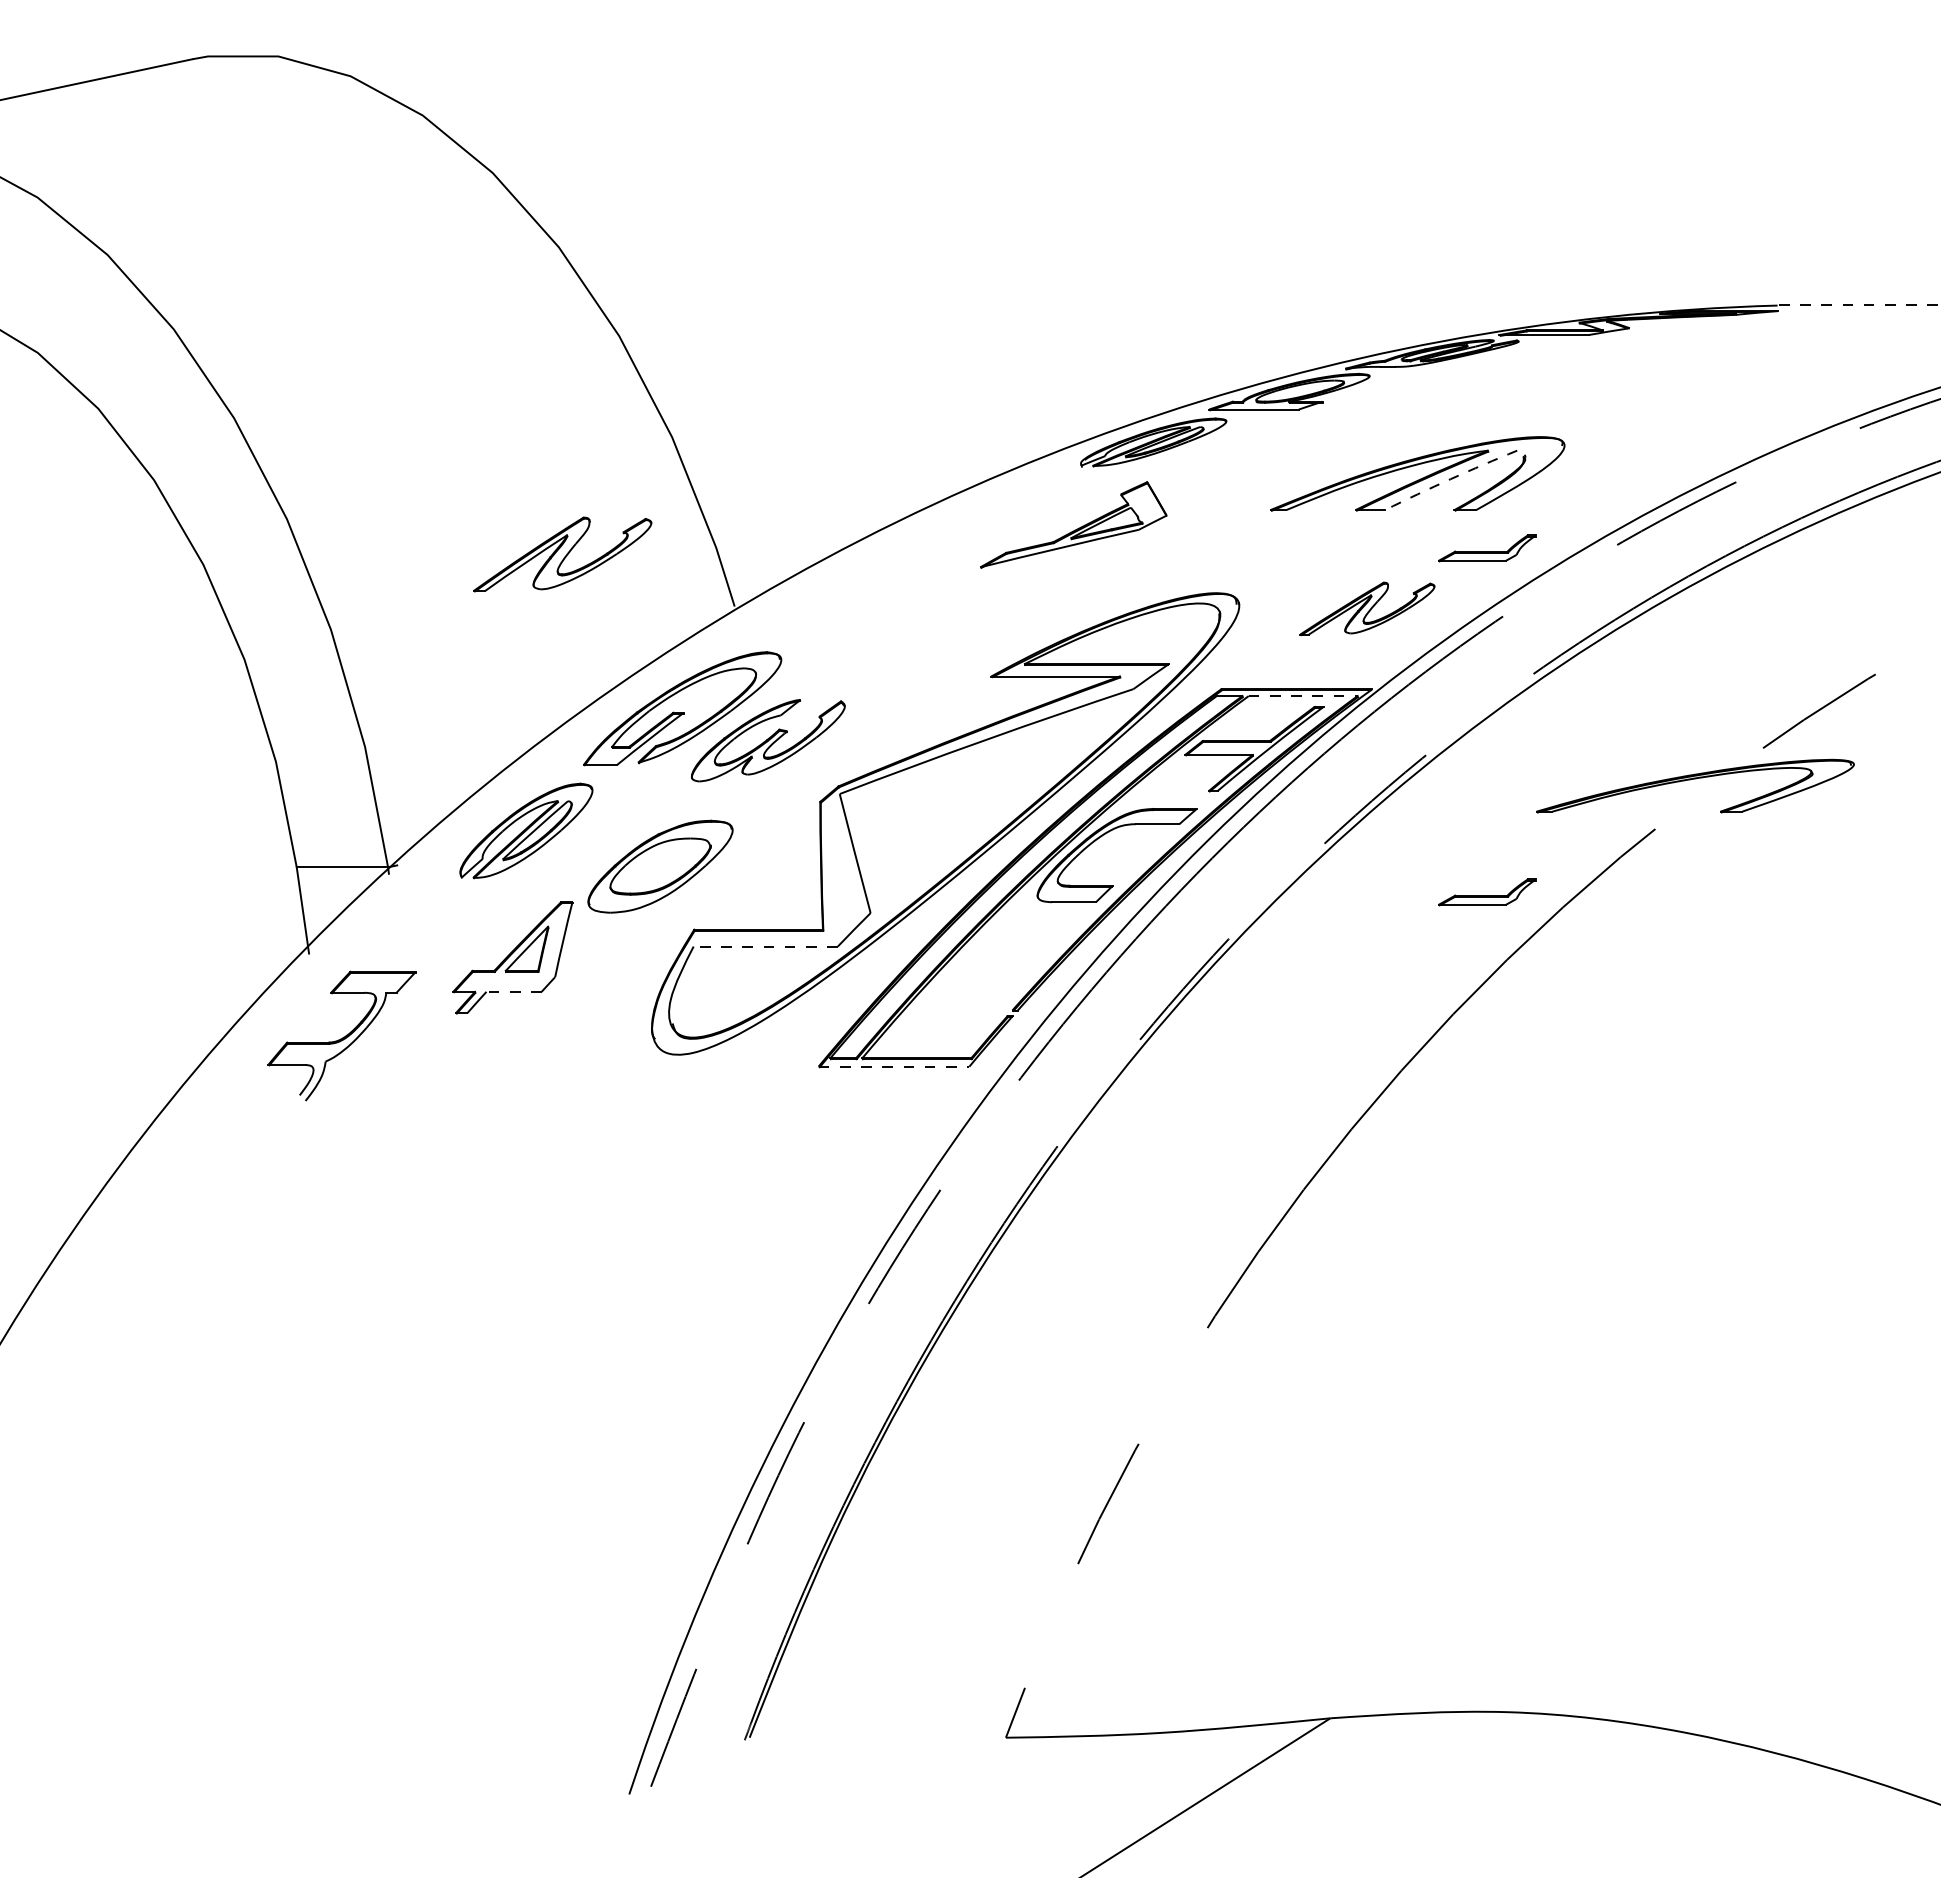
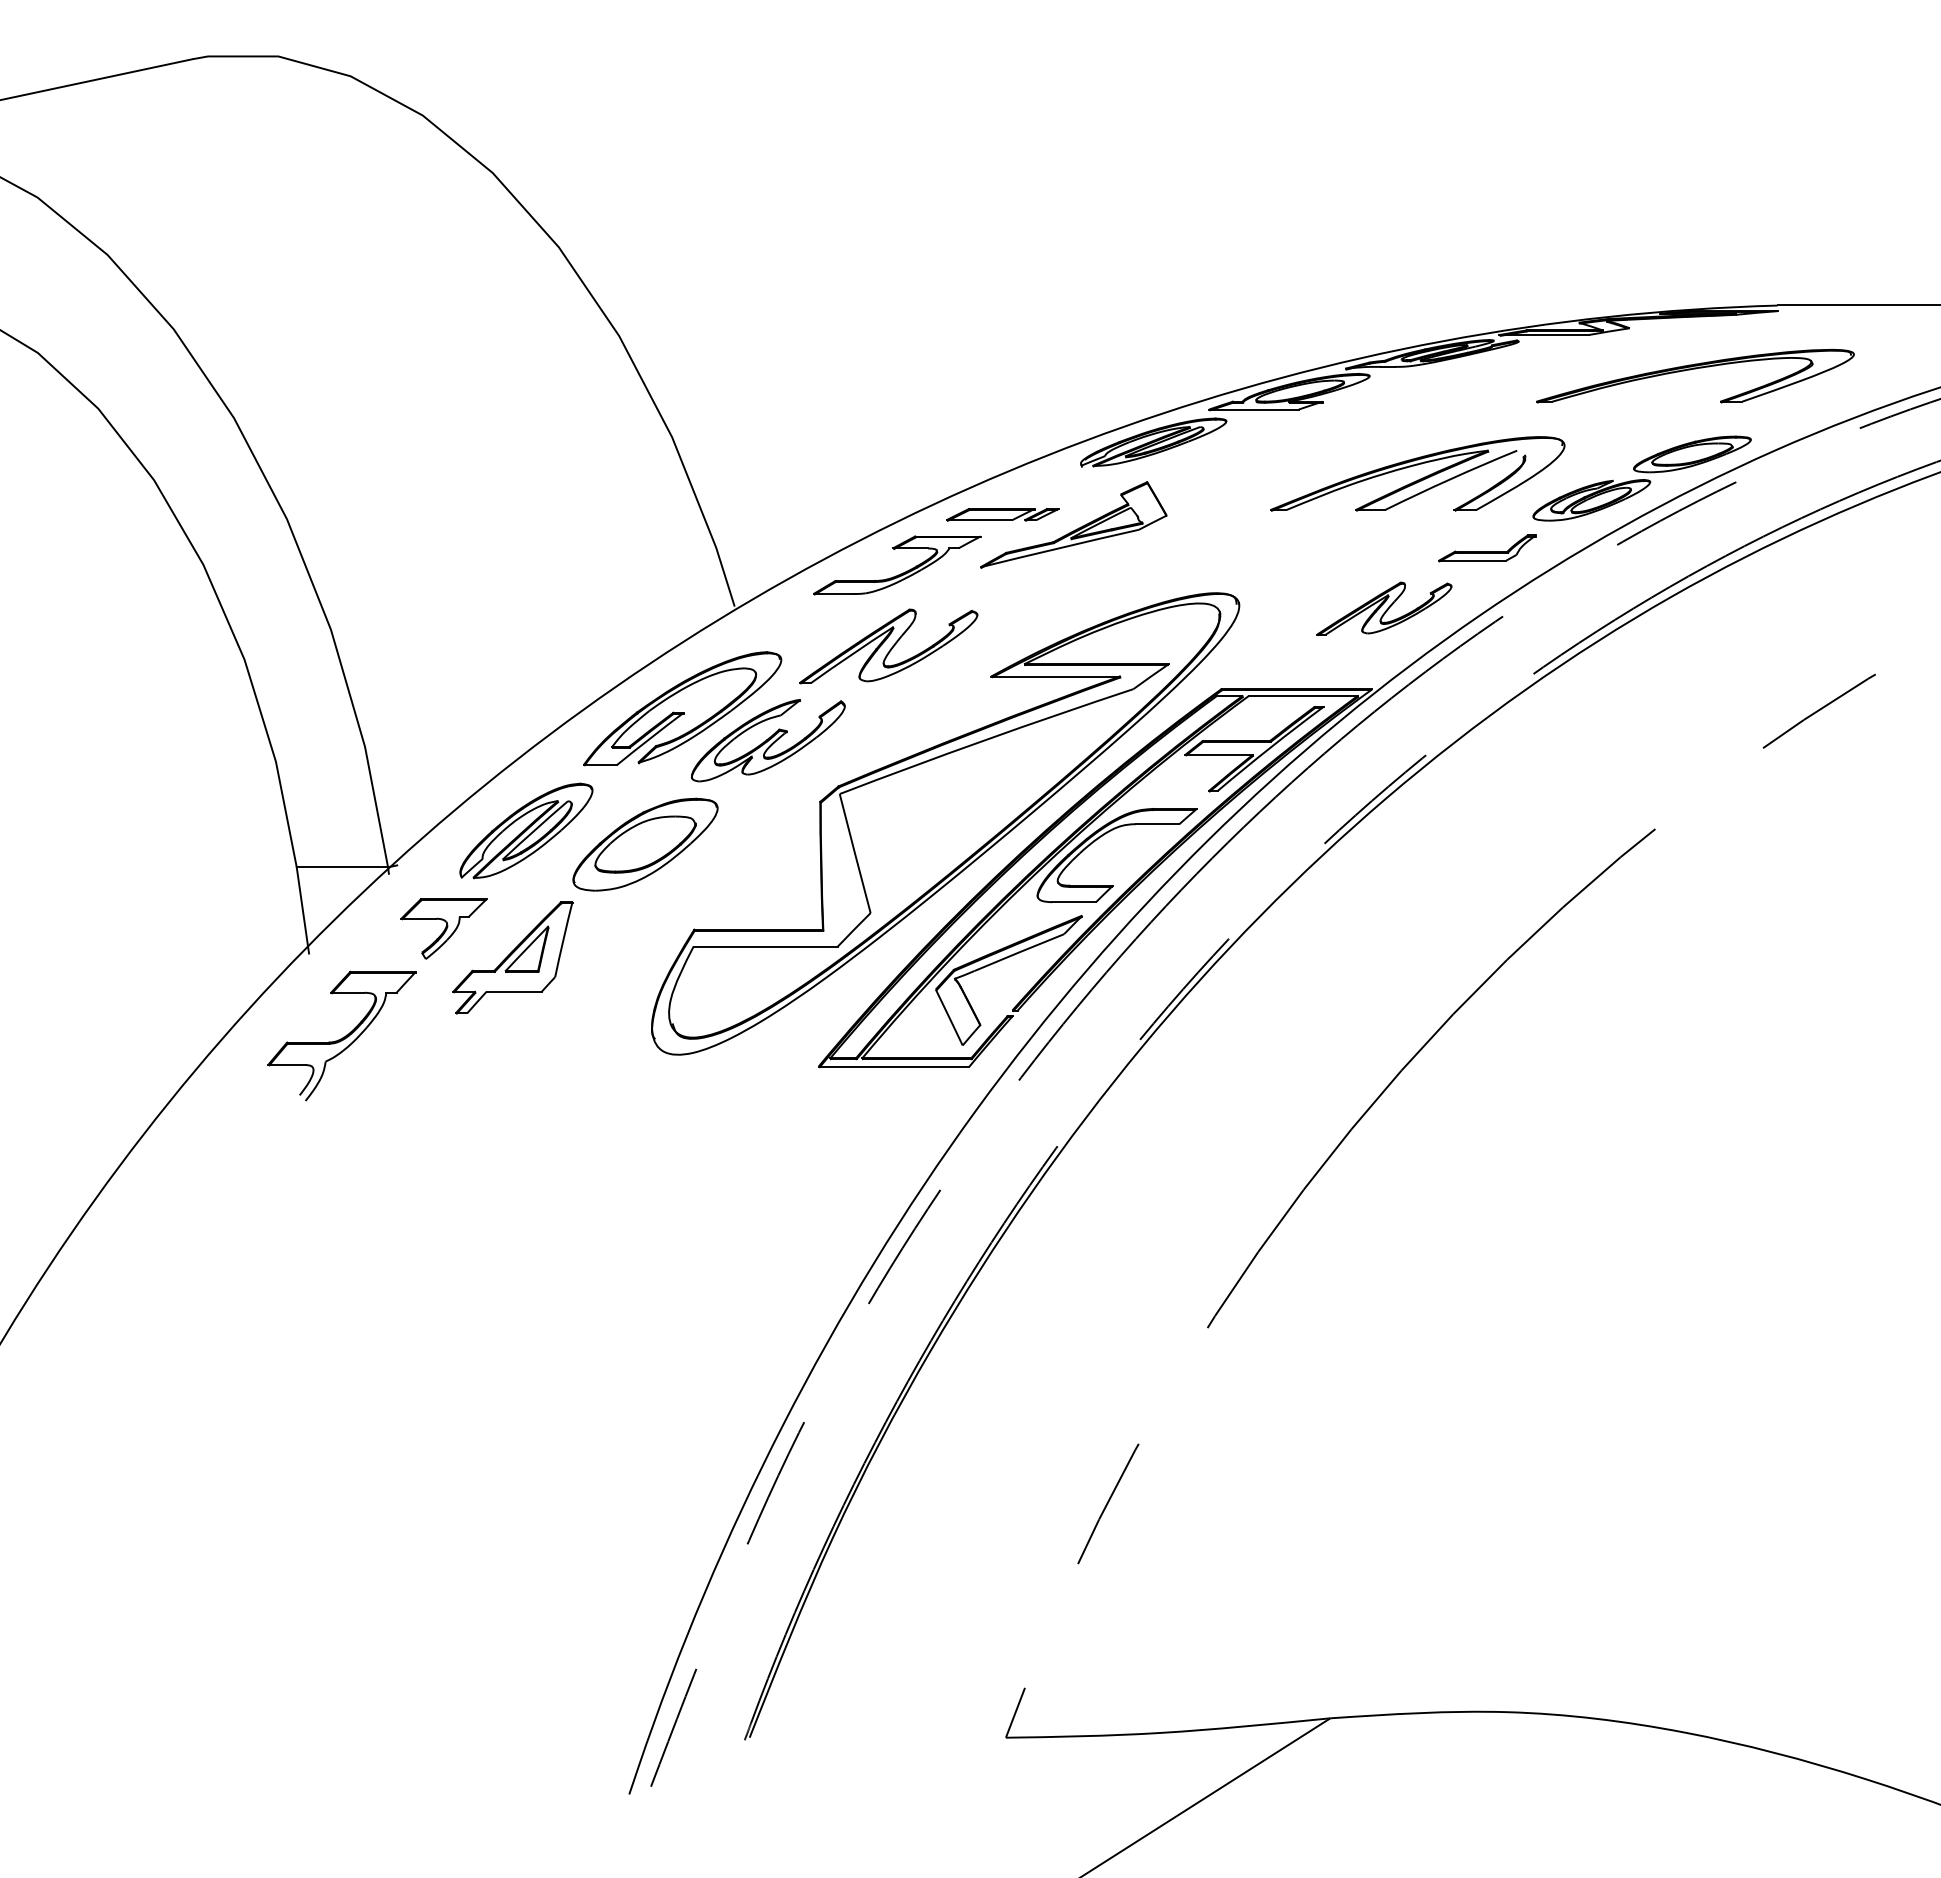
line: dashed -> solid (1858, 305)
part: none -> present (1641, 478)
arc: dashed -> solid (1450, 479)
part: none -> present (1002, 514)
part position: (562, 554) -> (888, 646) (888, 646)
part: none -> present (900, 573)
part position: (1367, 608) -> (1384, 608) (1384, 608)
line: dashed -> solid (1303, 696)
part position: (1695, 785) -> (1695, 375) (1695, 375)
part position: (660, 866) -> (645, 844) (645, 844)
part: present -> none (1487, 892)
part: none -> present (443, 928)
line: dashed -> solid (765, 946)
part: none -> present (1000, 961)
line: dashed -> solid (514, 991)
line: dashed -> solid (894, 1066)
